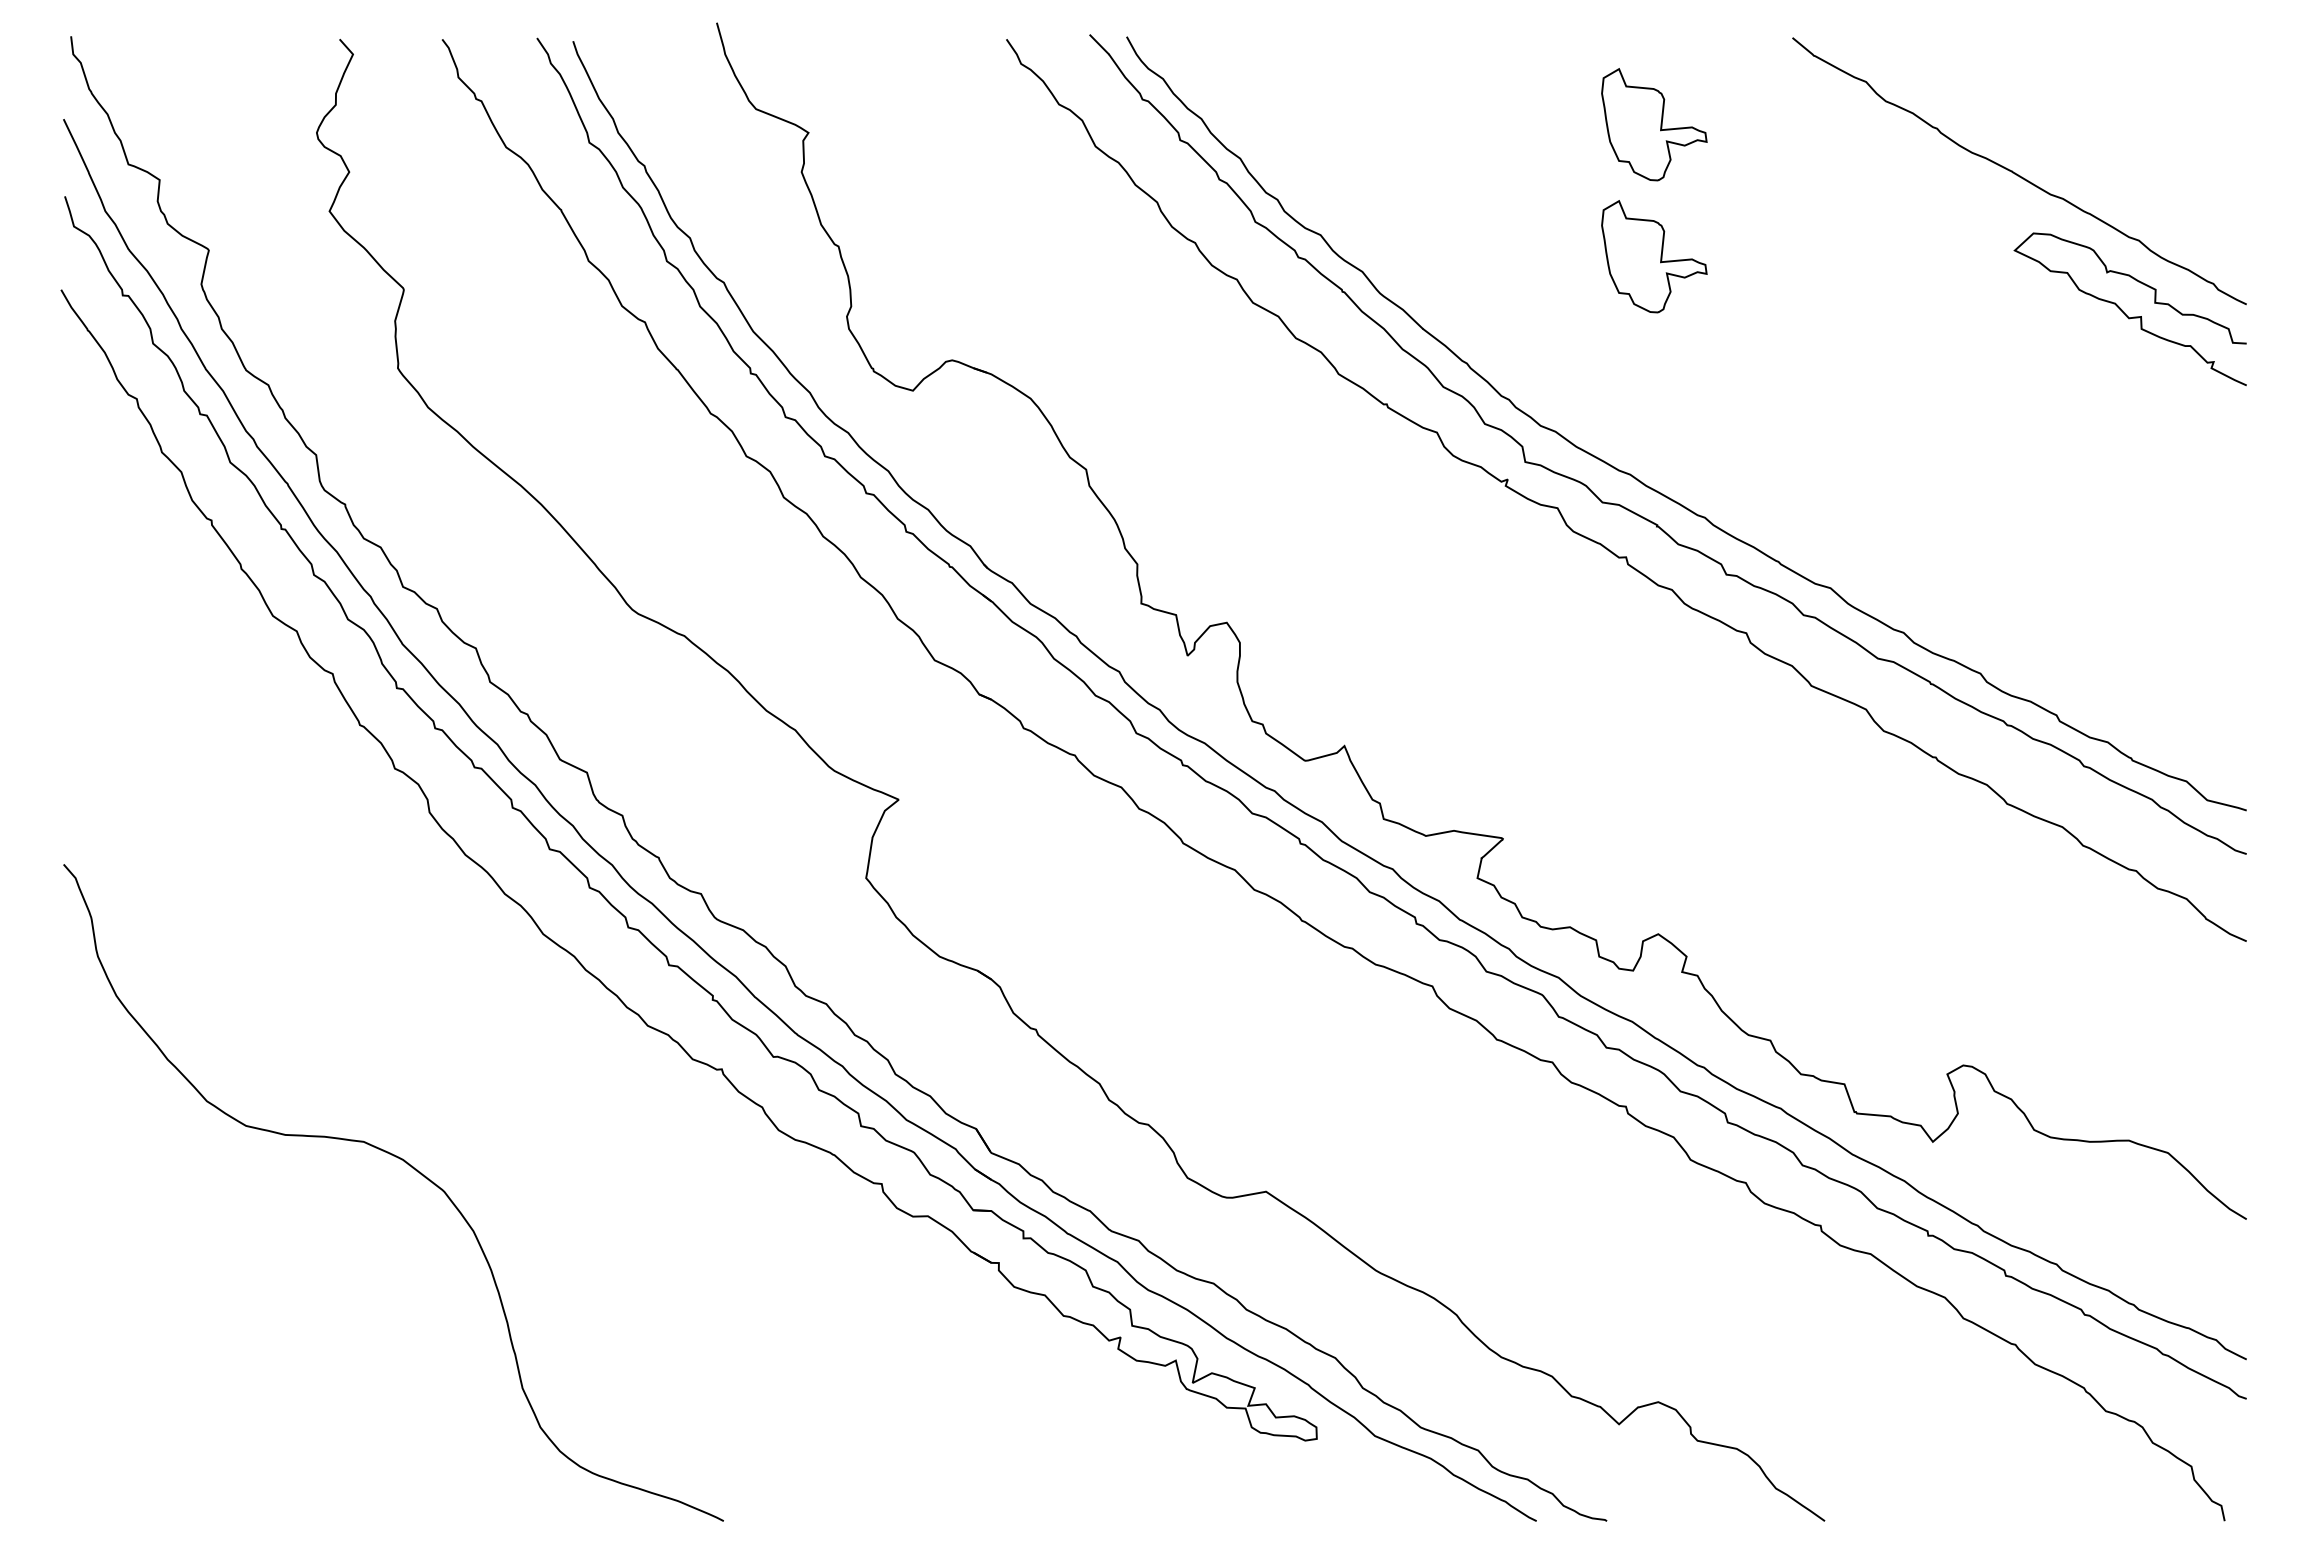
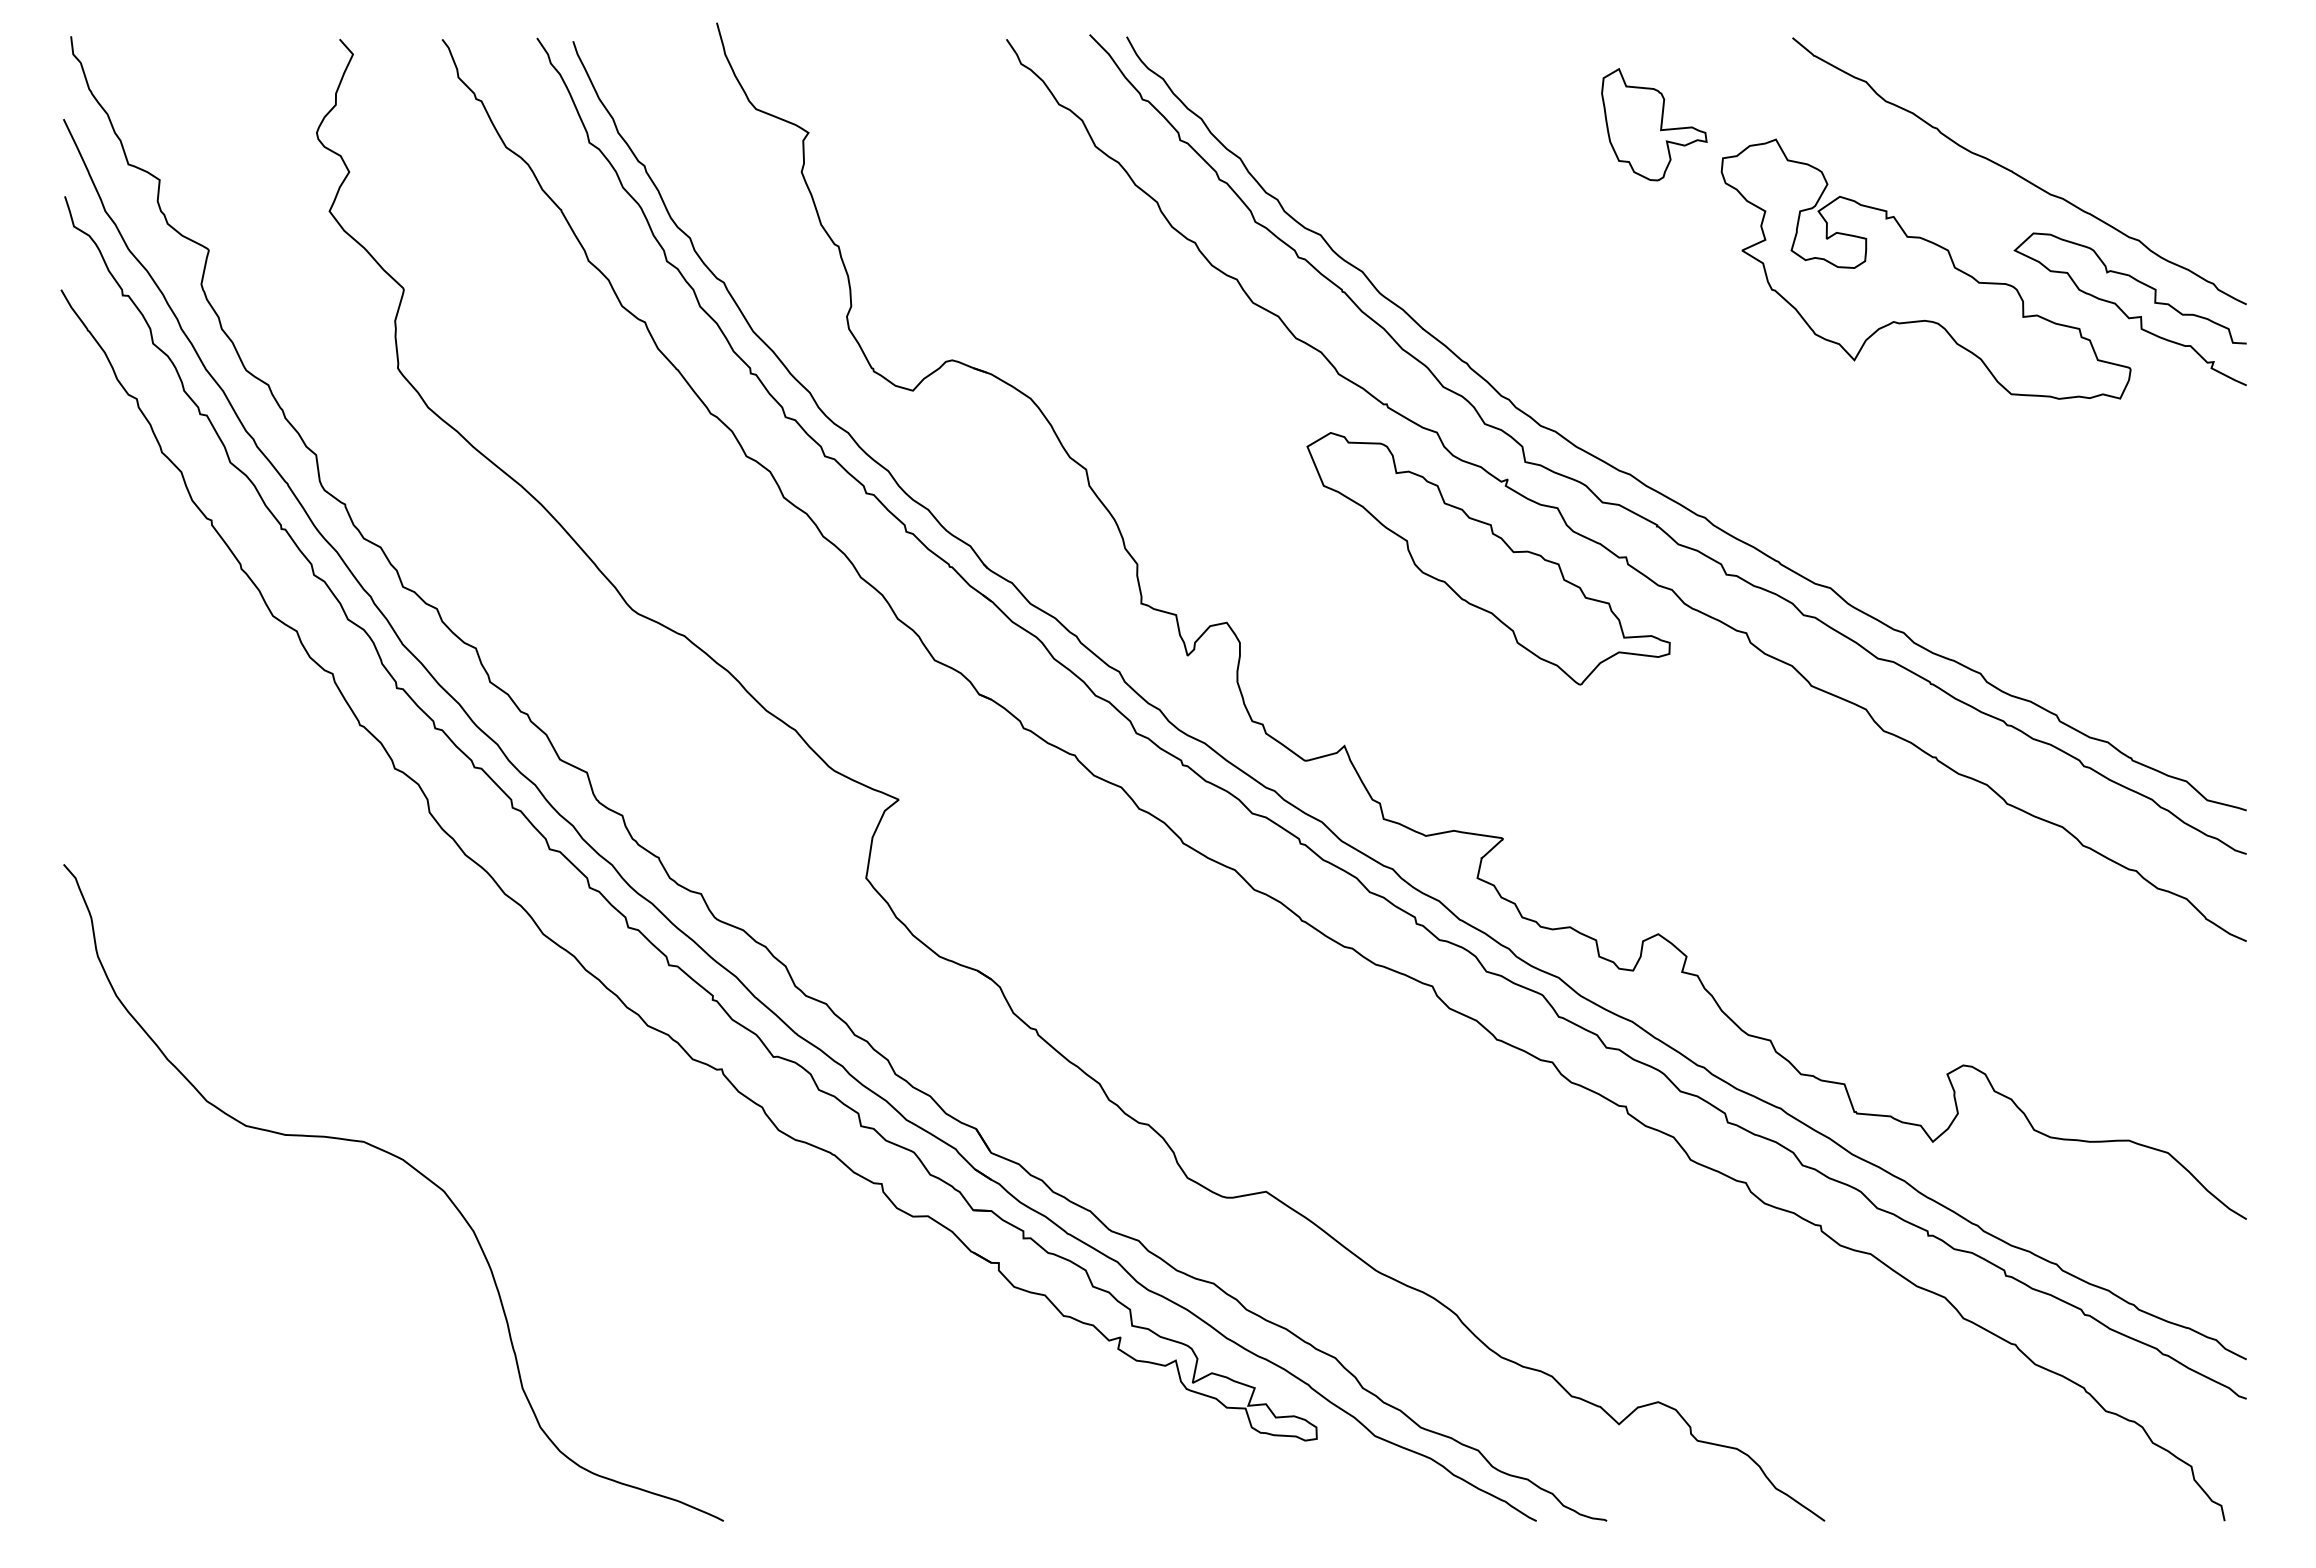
part: present -> none (1654, 256)
part: none -> present (1925, 268)
part: none -> present (1488, 558)
